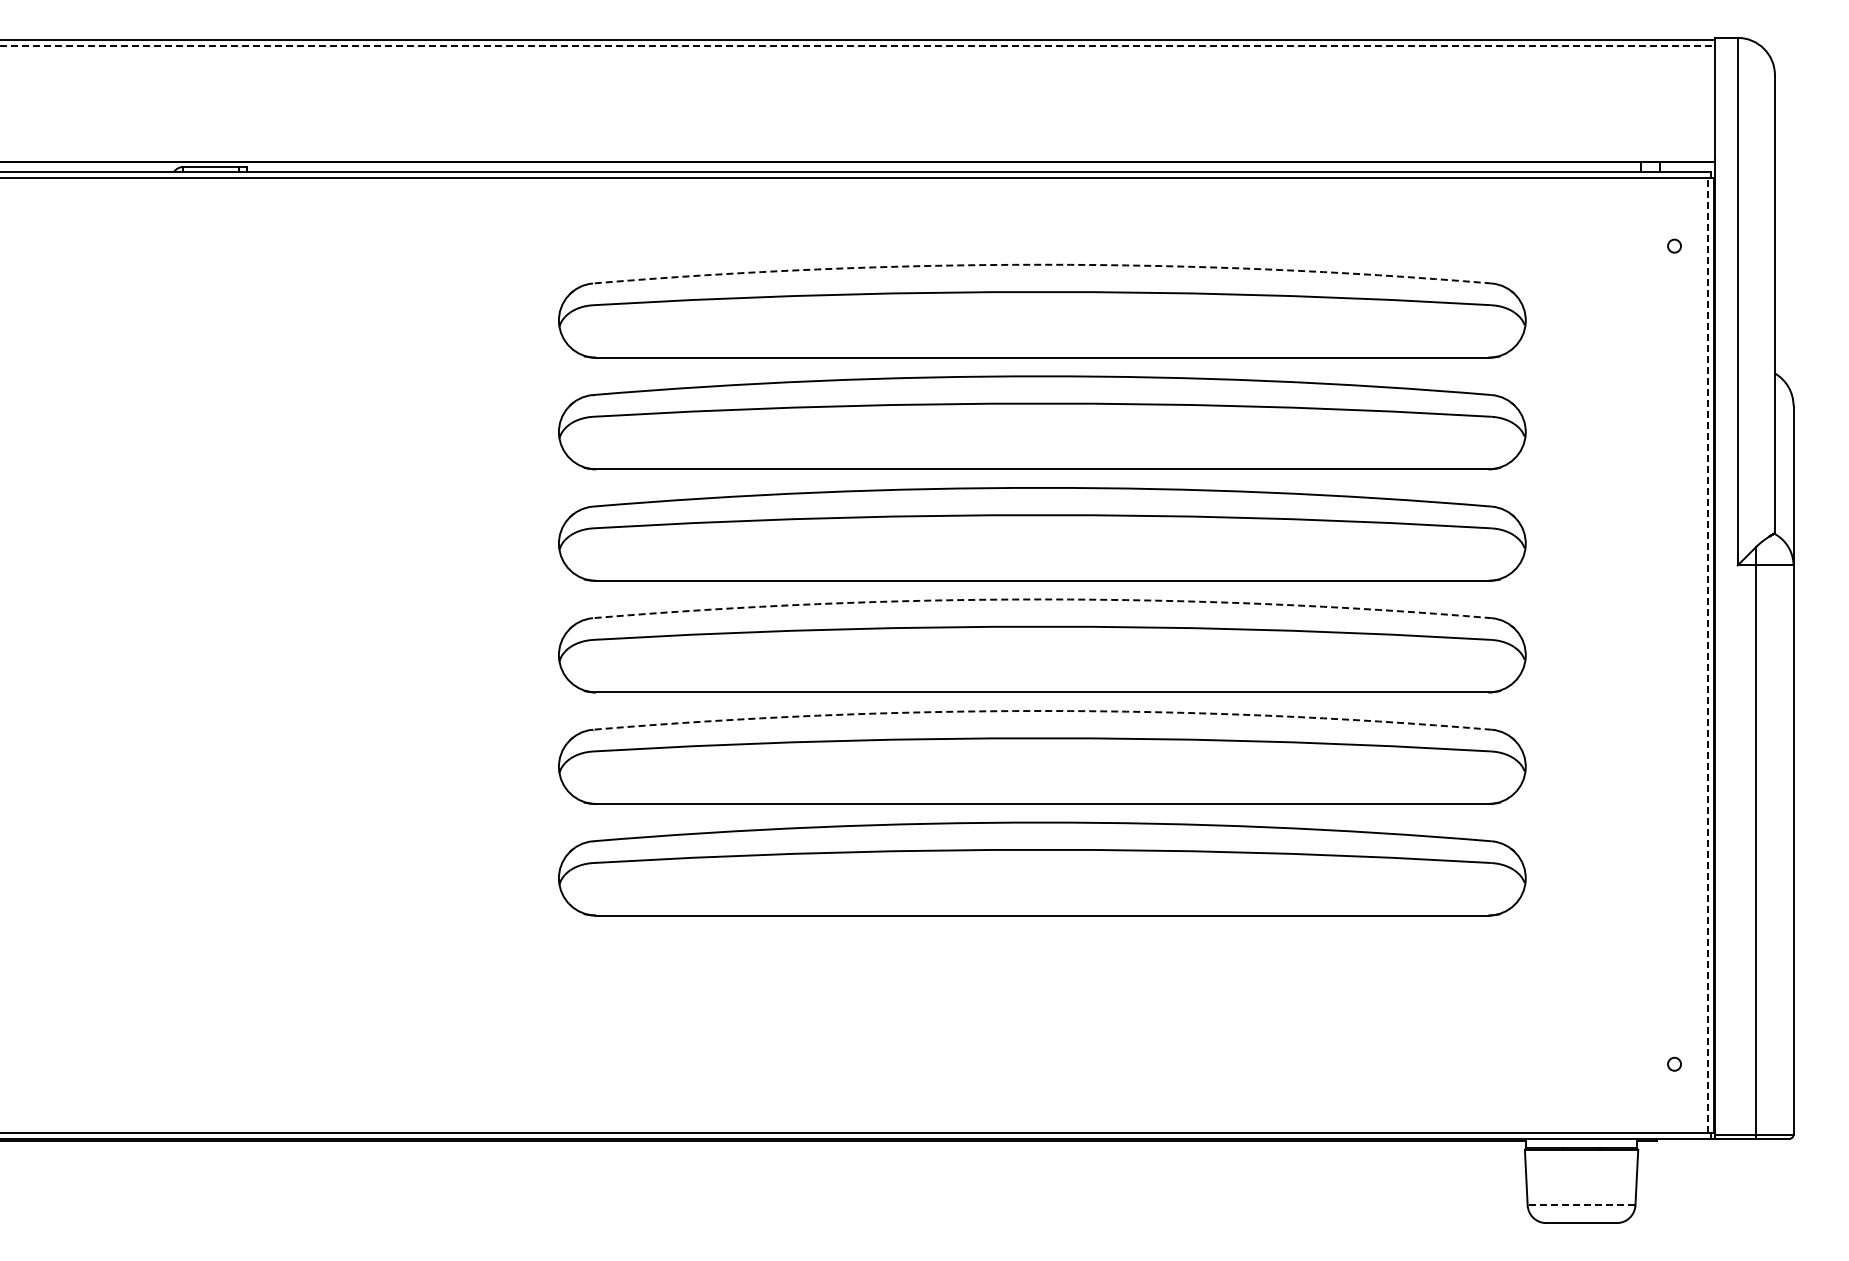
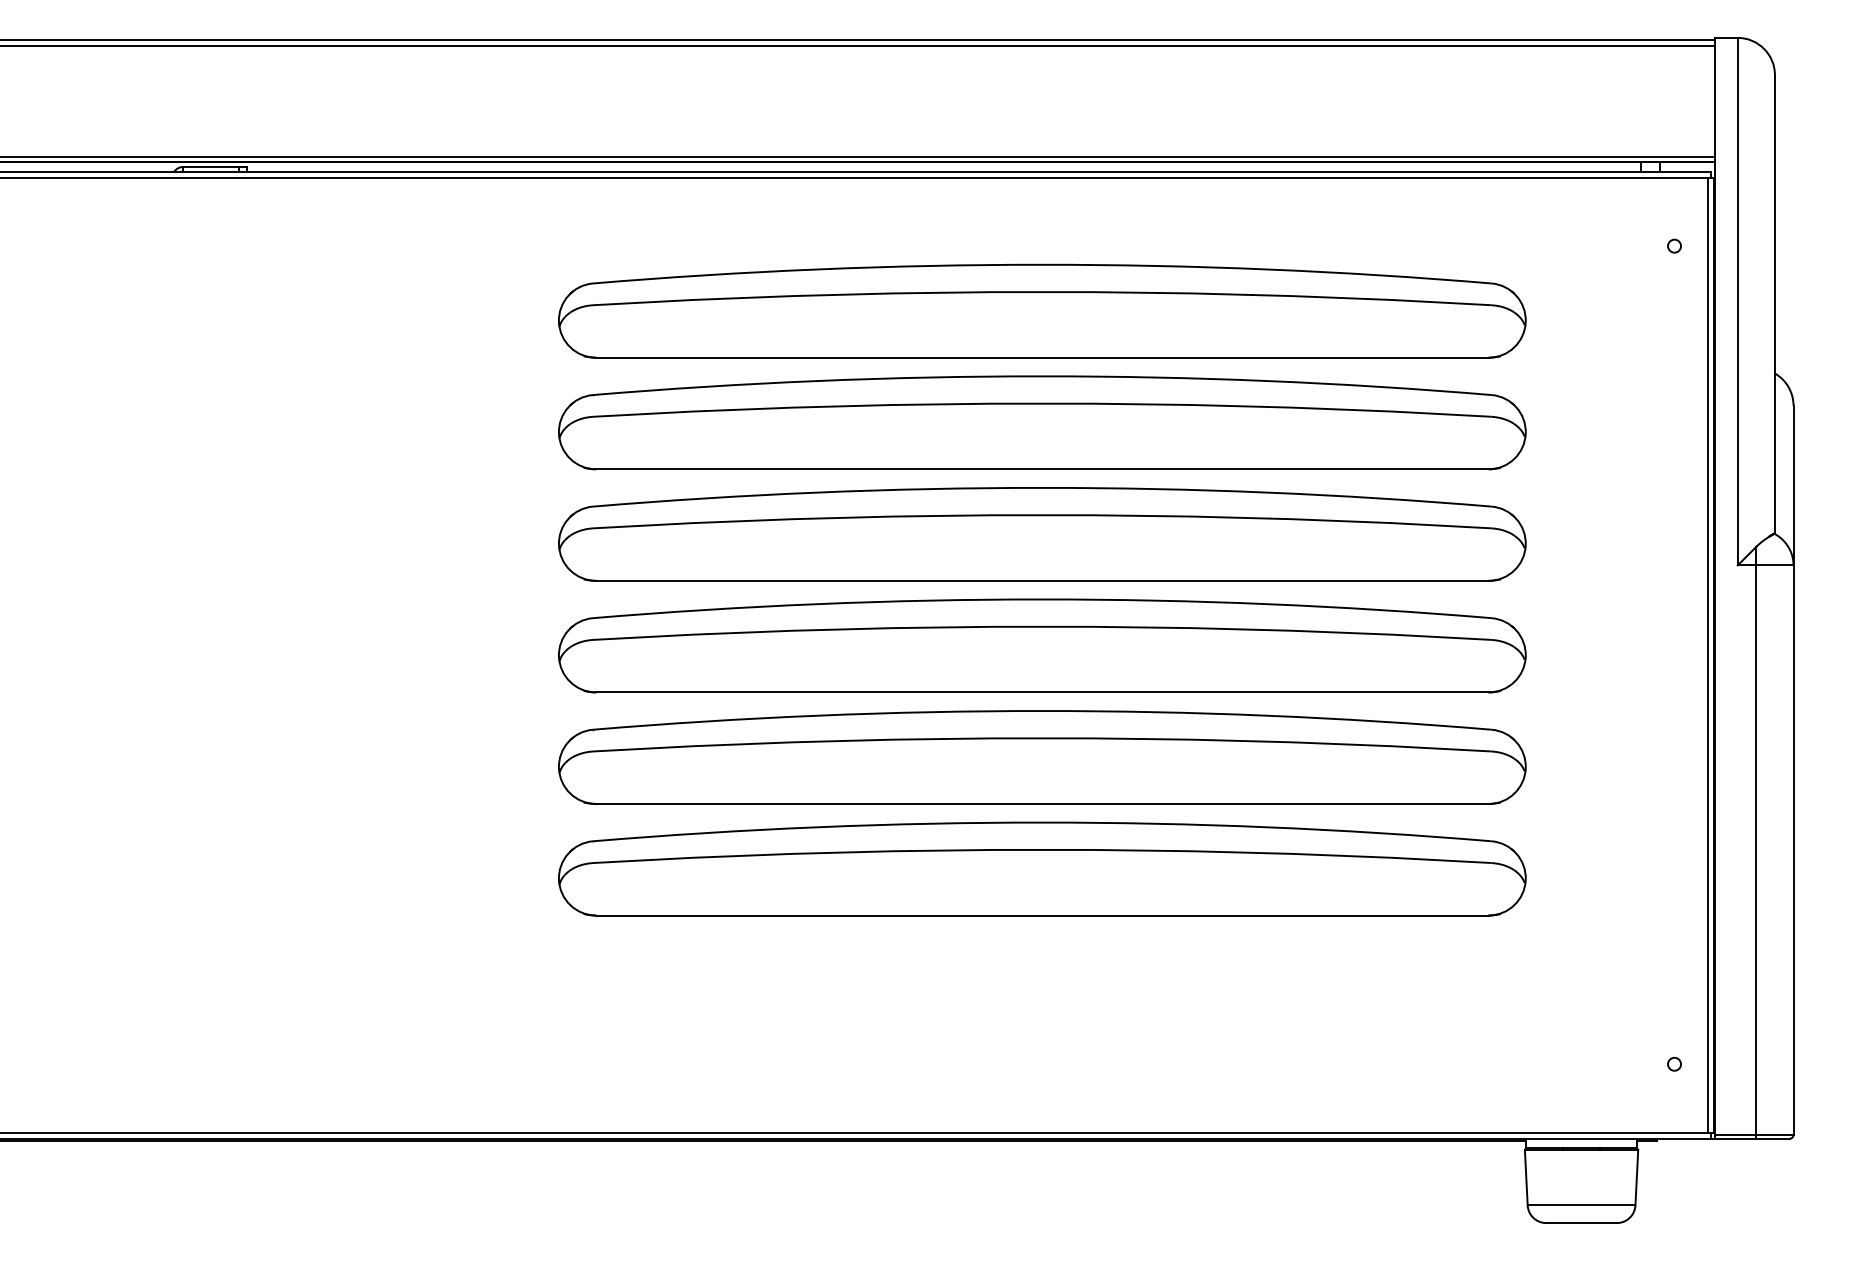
line: dashed -> solid (858, 45)
line: none -> present (858, 156)
arc: dashed -> solid (1042, 264)
arc: dashed -> solid (1042, 599)
line: dashed -> solid (1707, 654)
arc: dashed -> solid (1042, 711)
line: dashed -> solid (1581, 1205)
